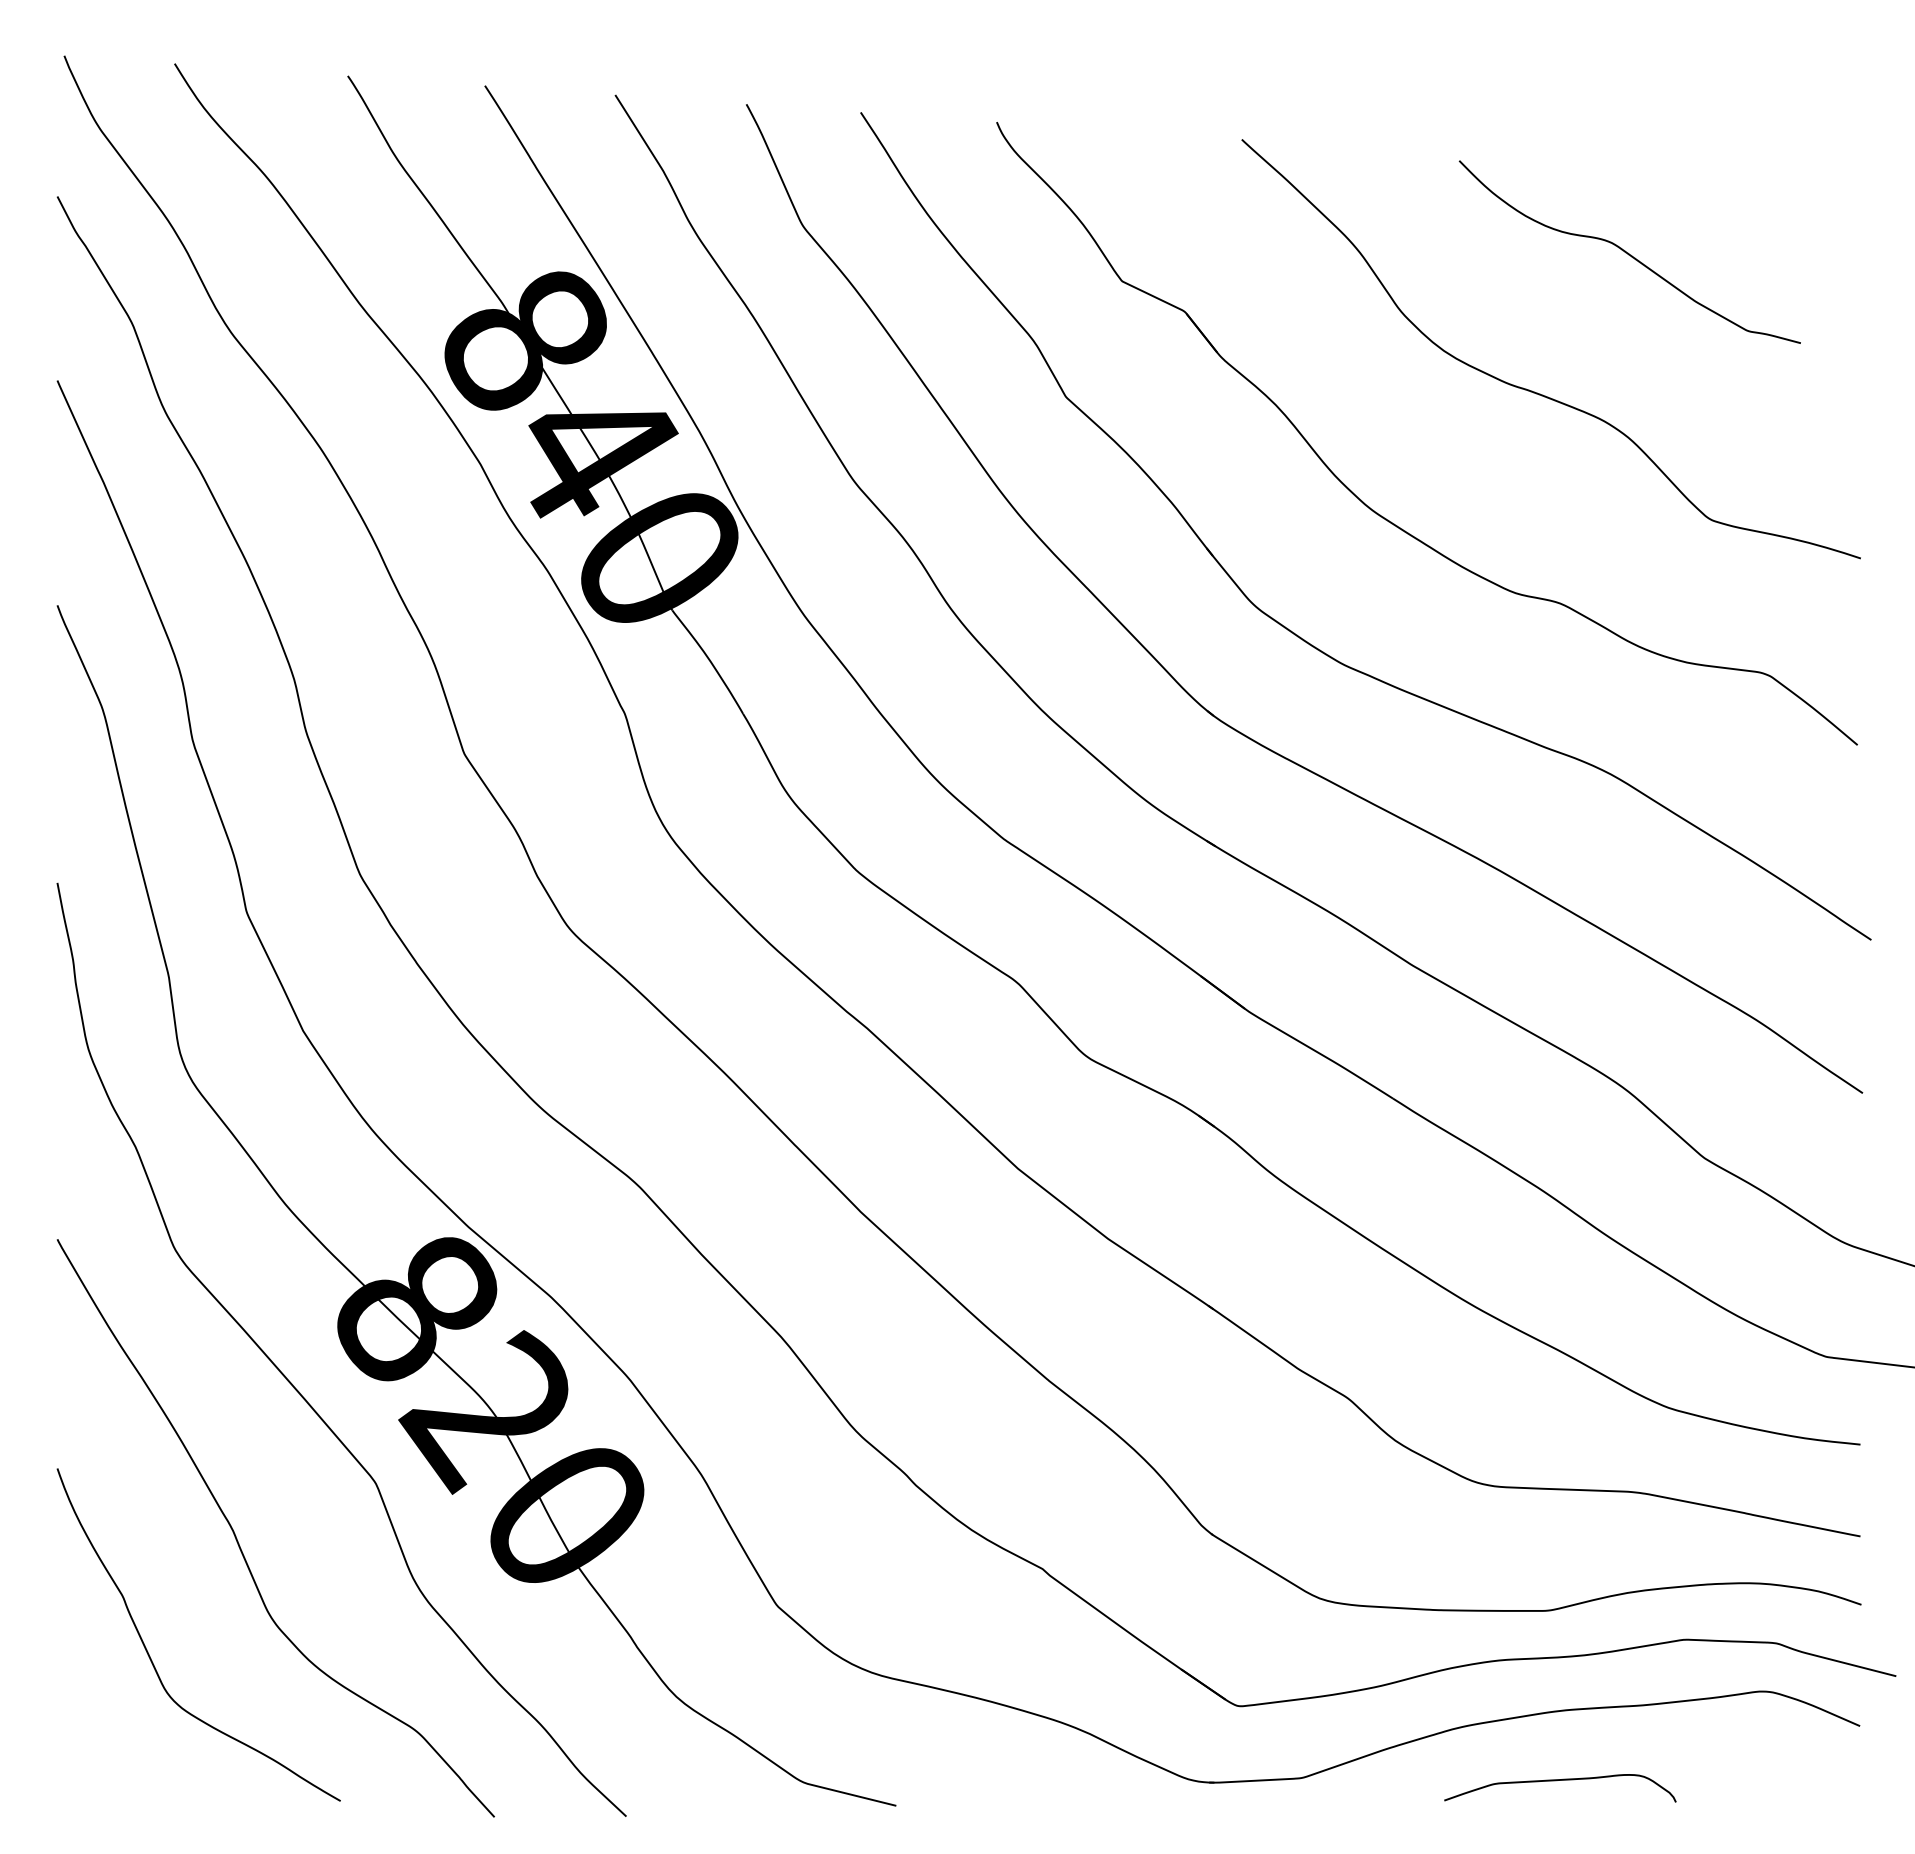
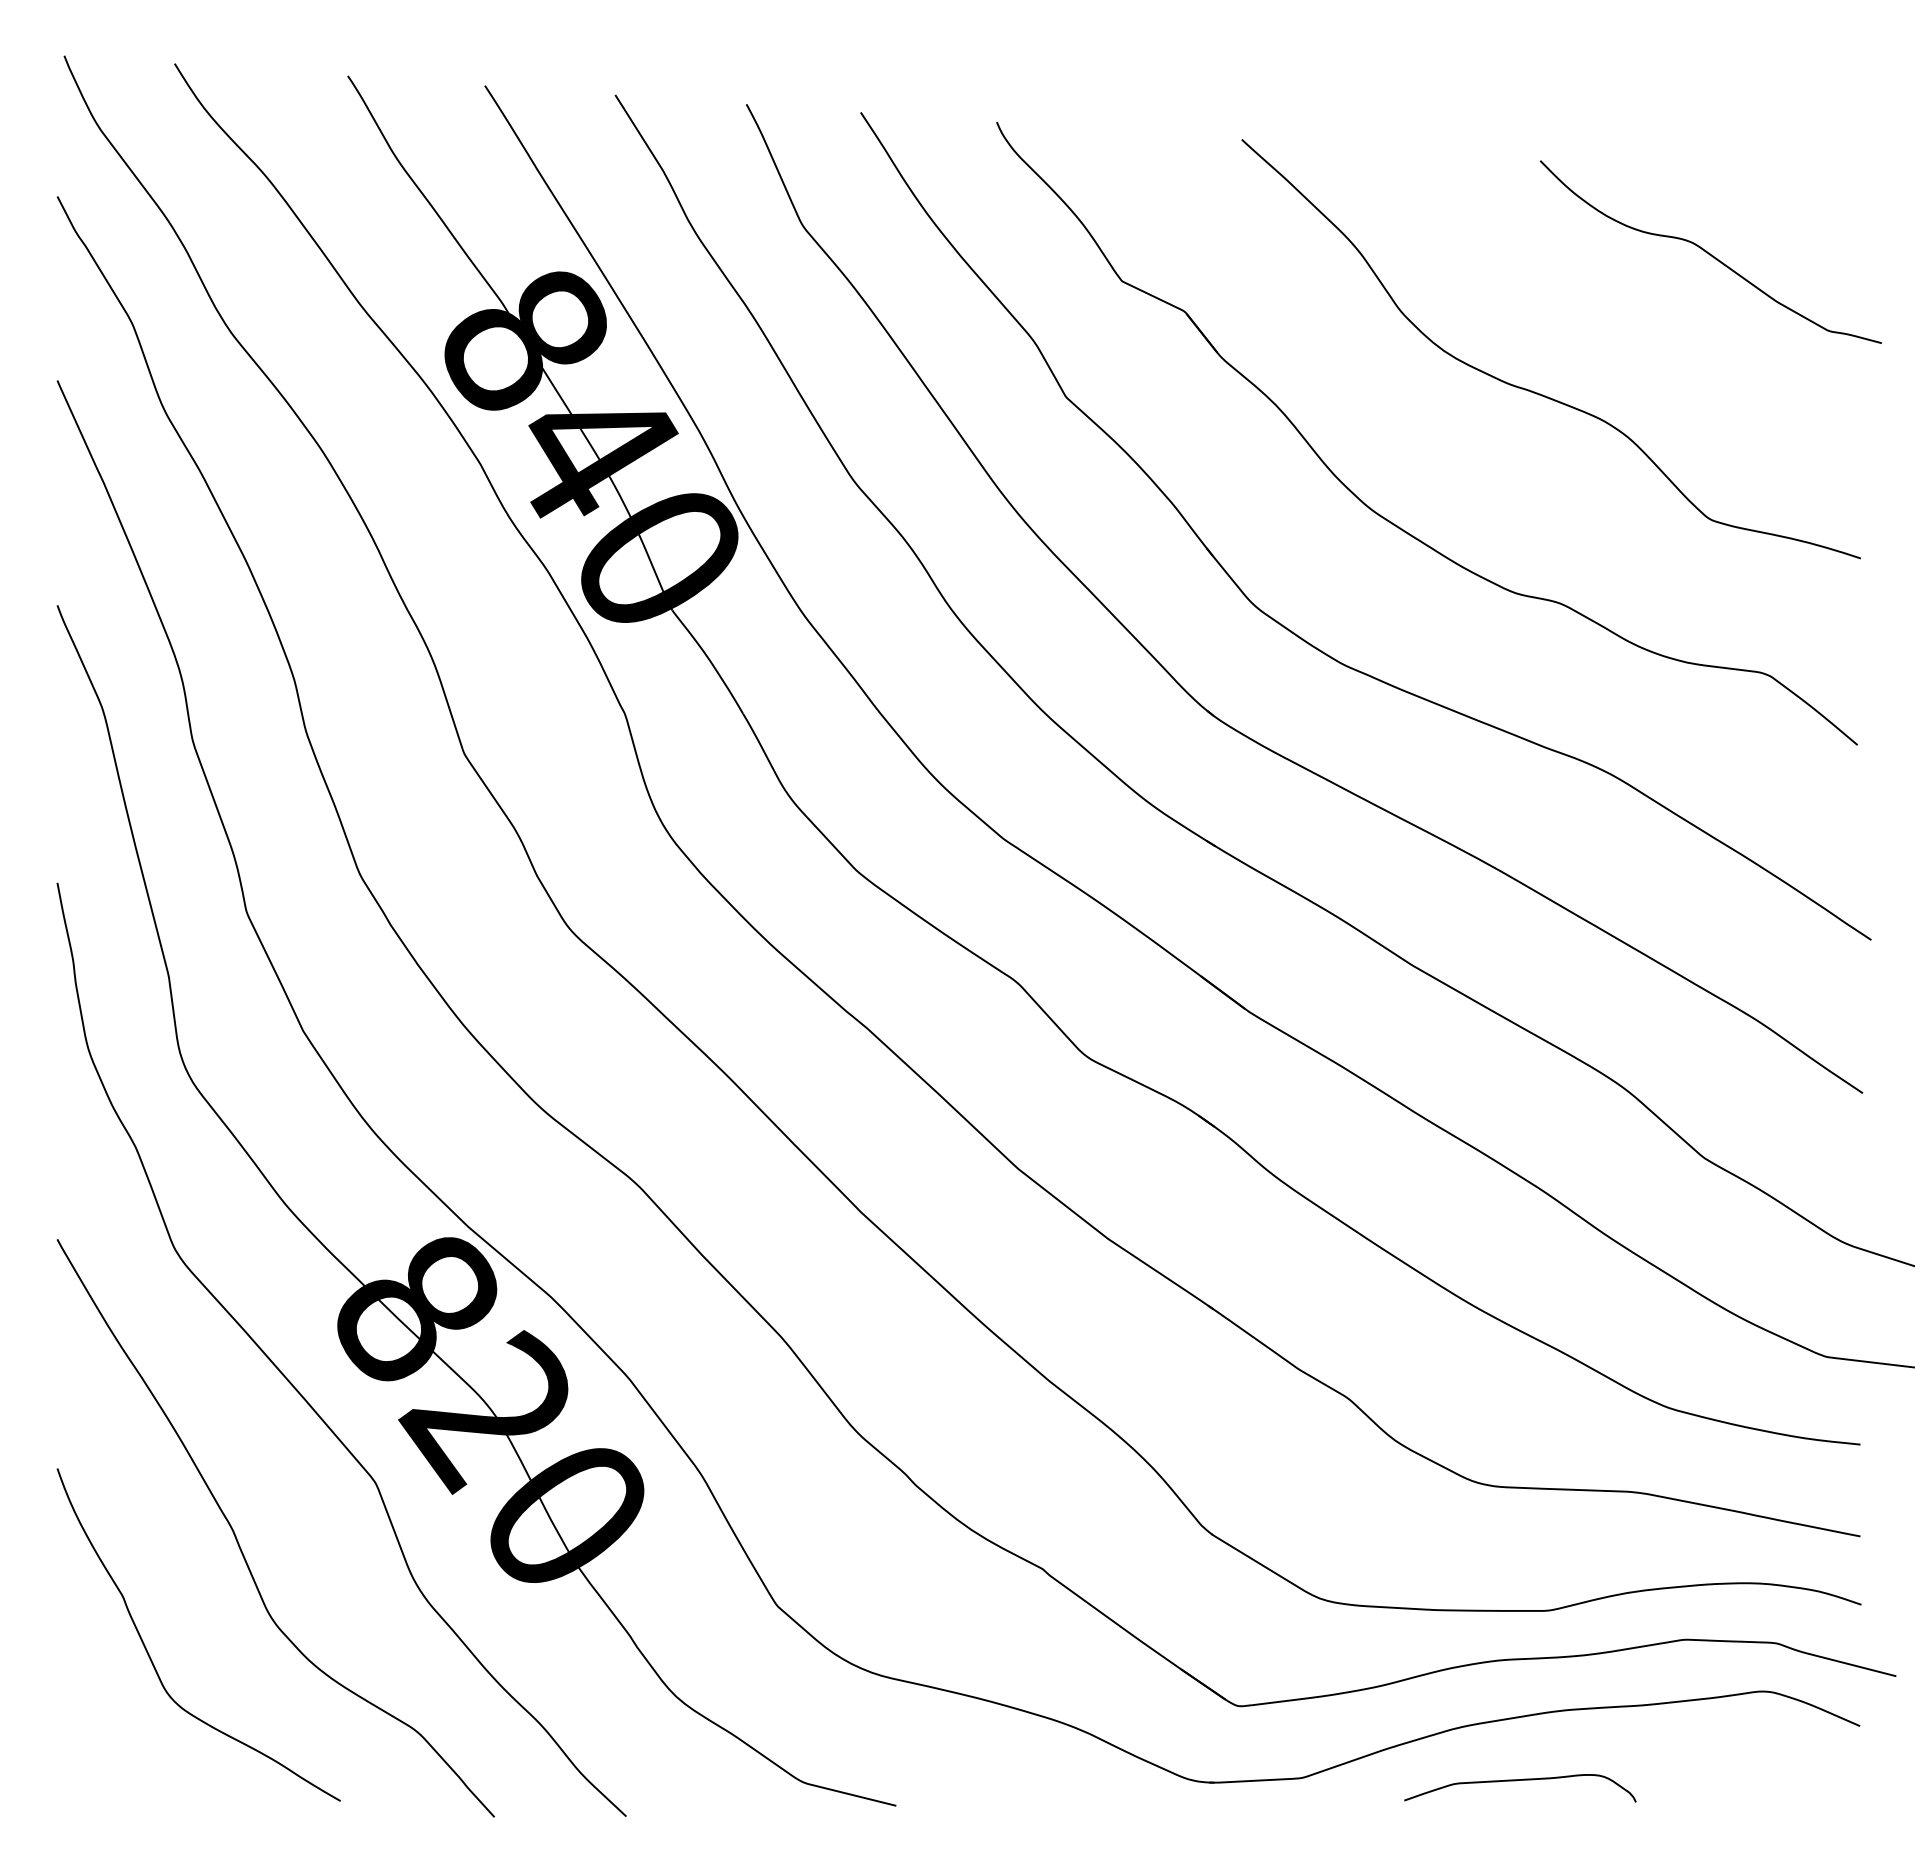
curve position: (1628, 252) -> (1709, 252) (1709, 252)
curve position: (1560, 1780) -> (1520, 1780) (1520, 1780)
